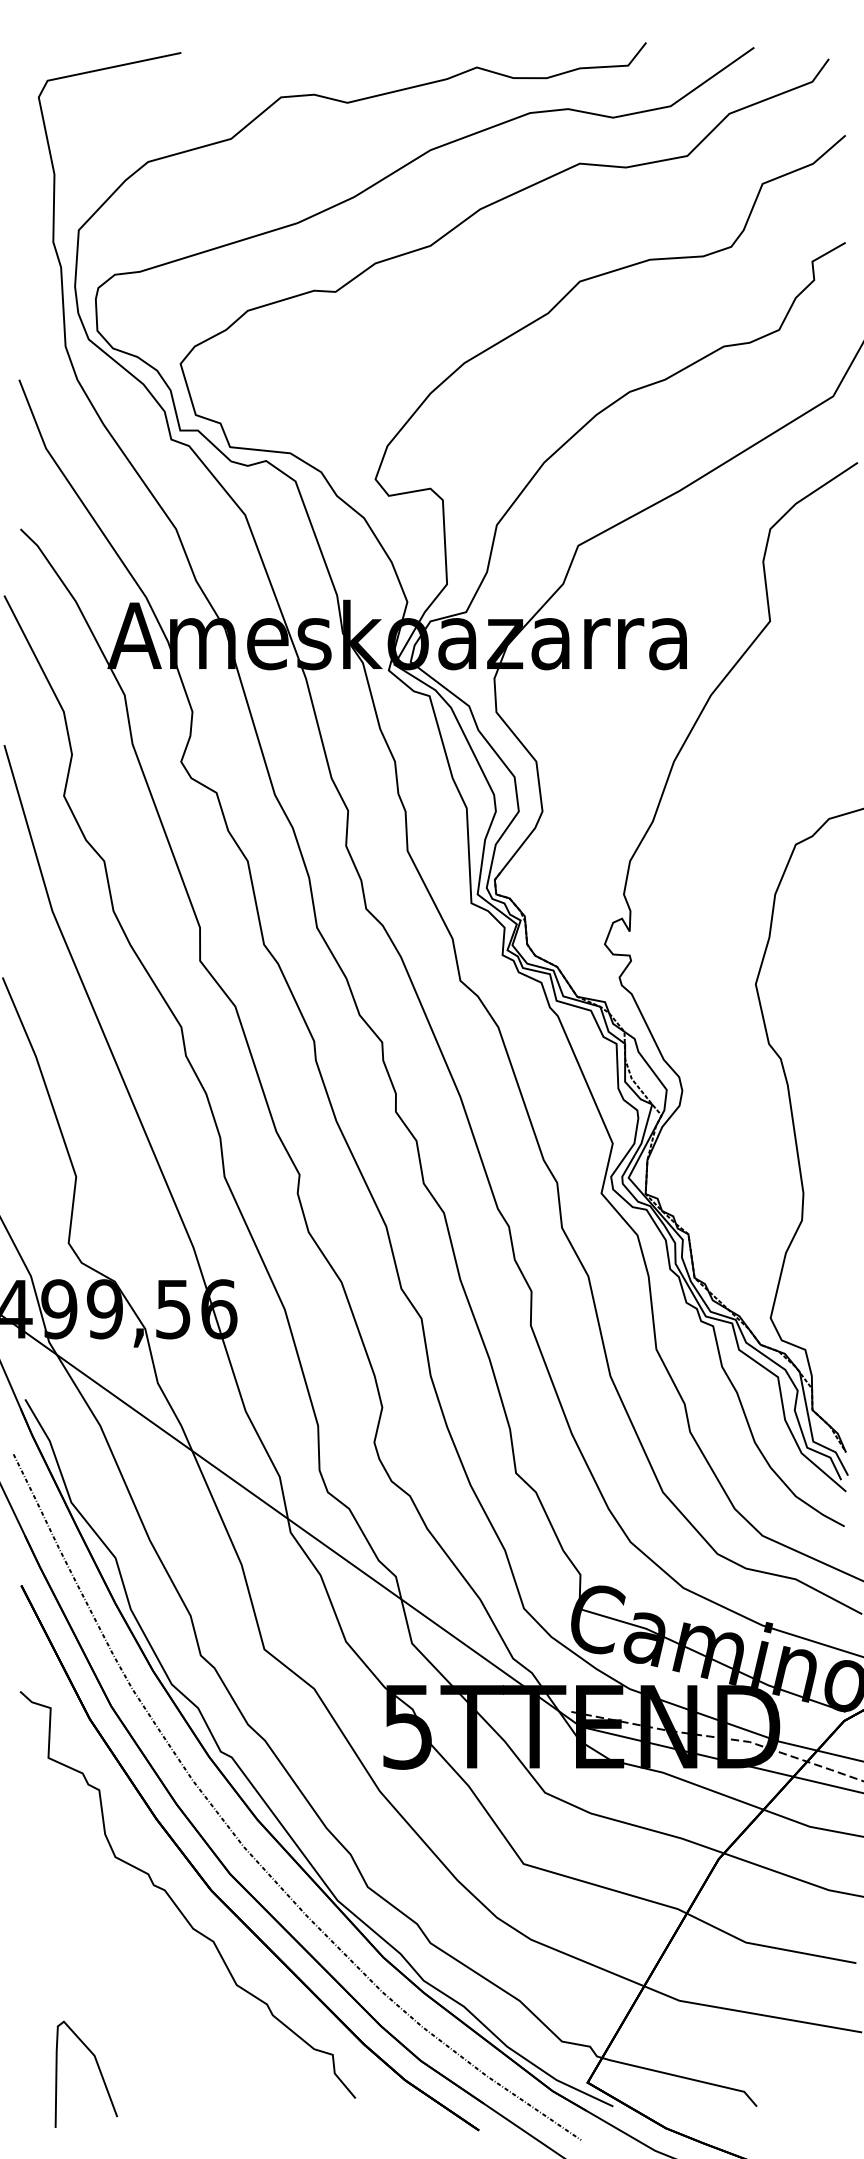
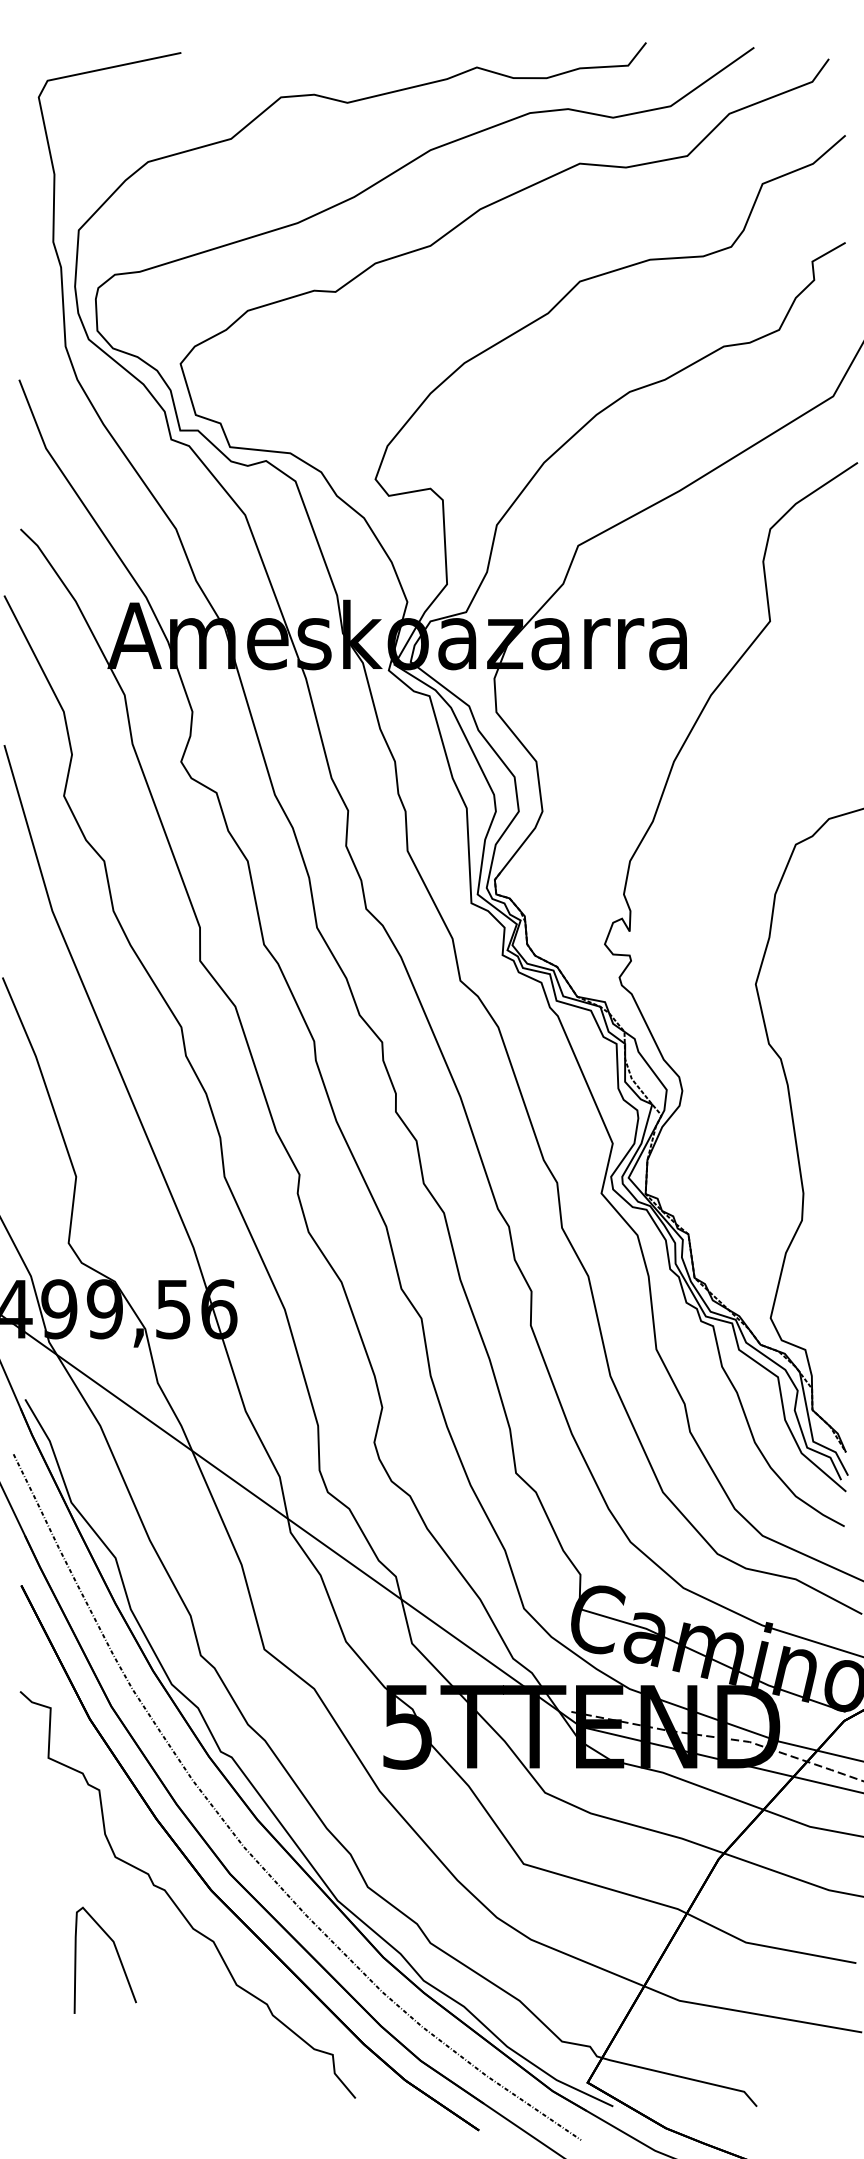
curve position: (98, 2069) -> (117, 1955) (117, 1955)
